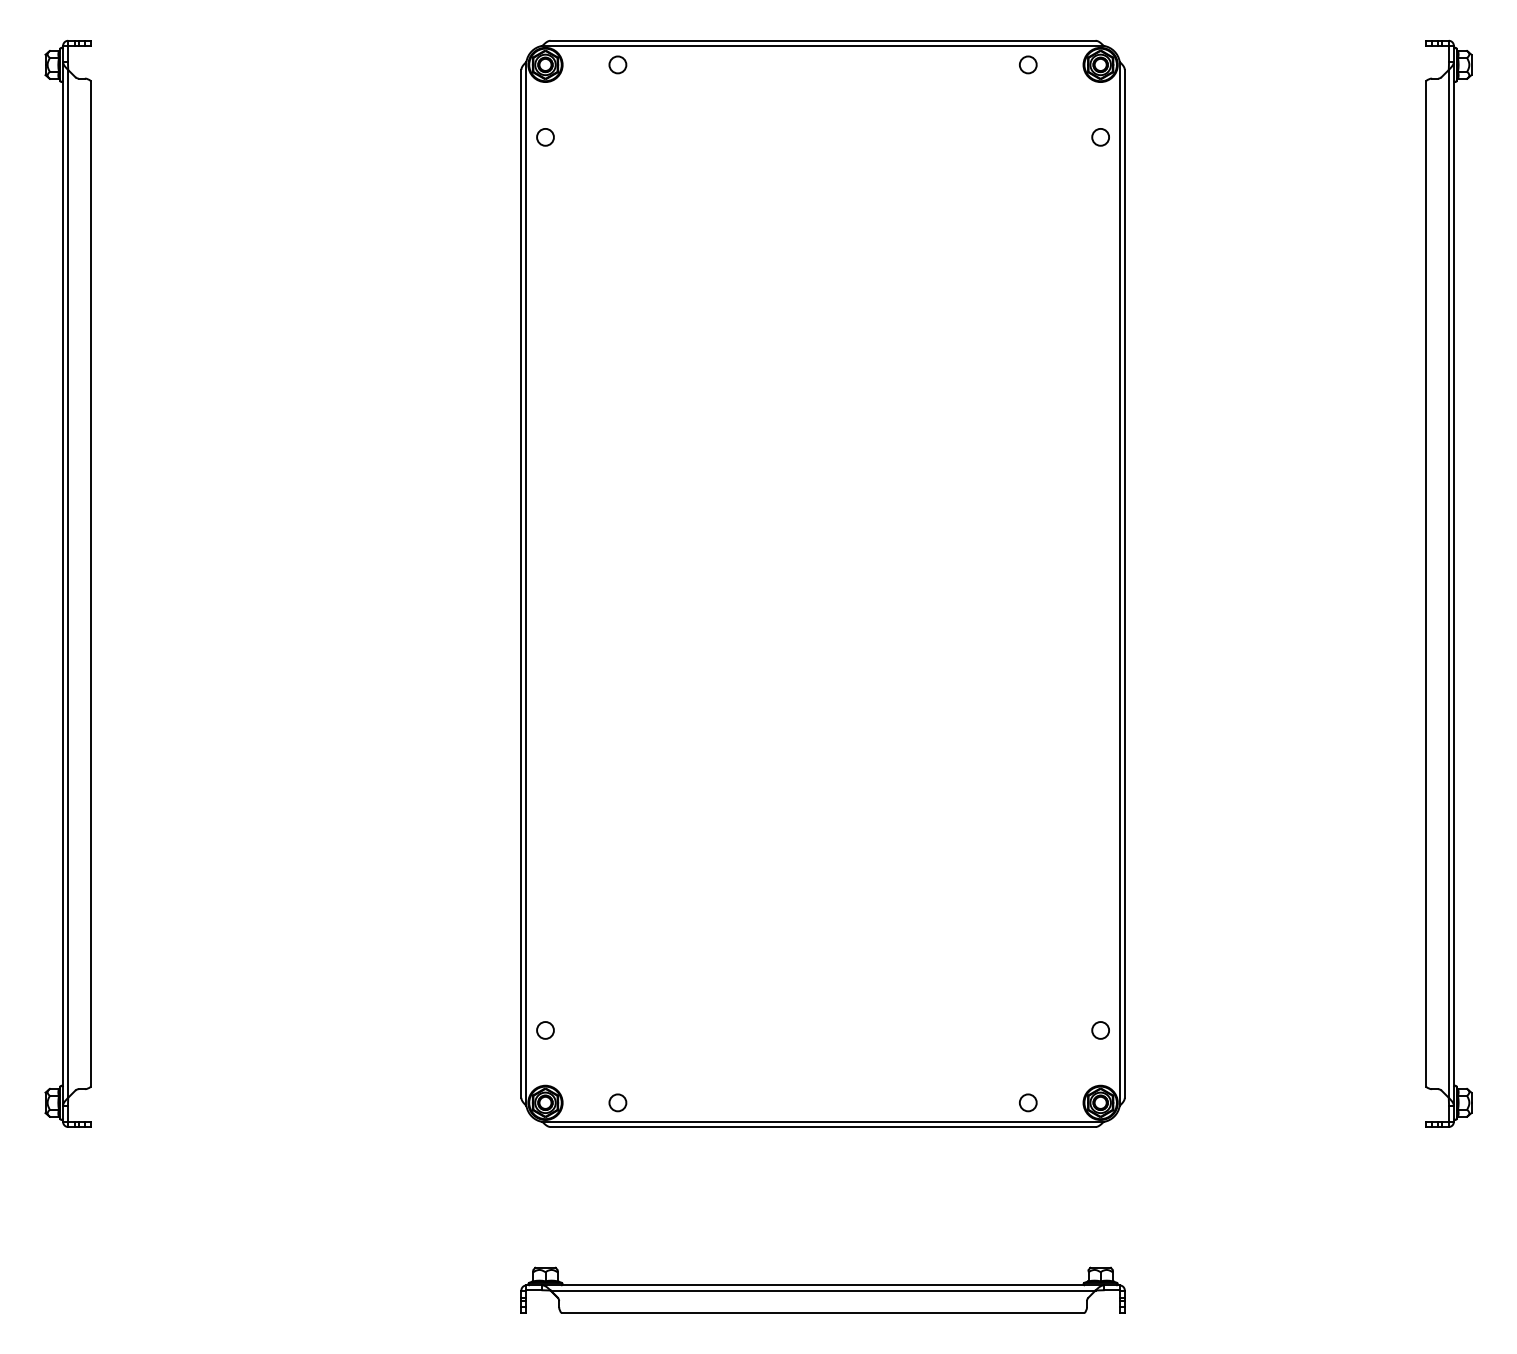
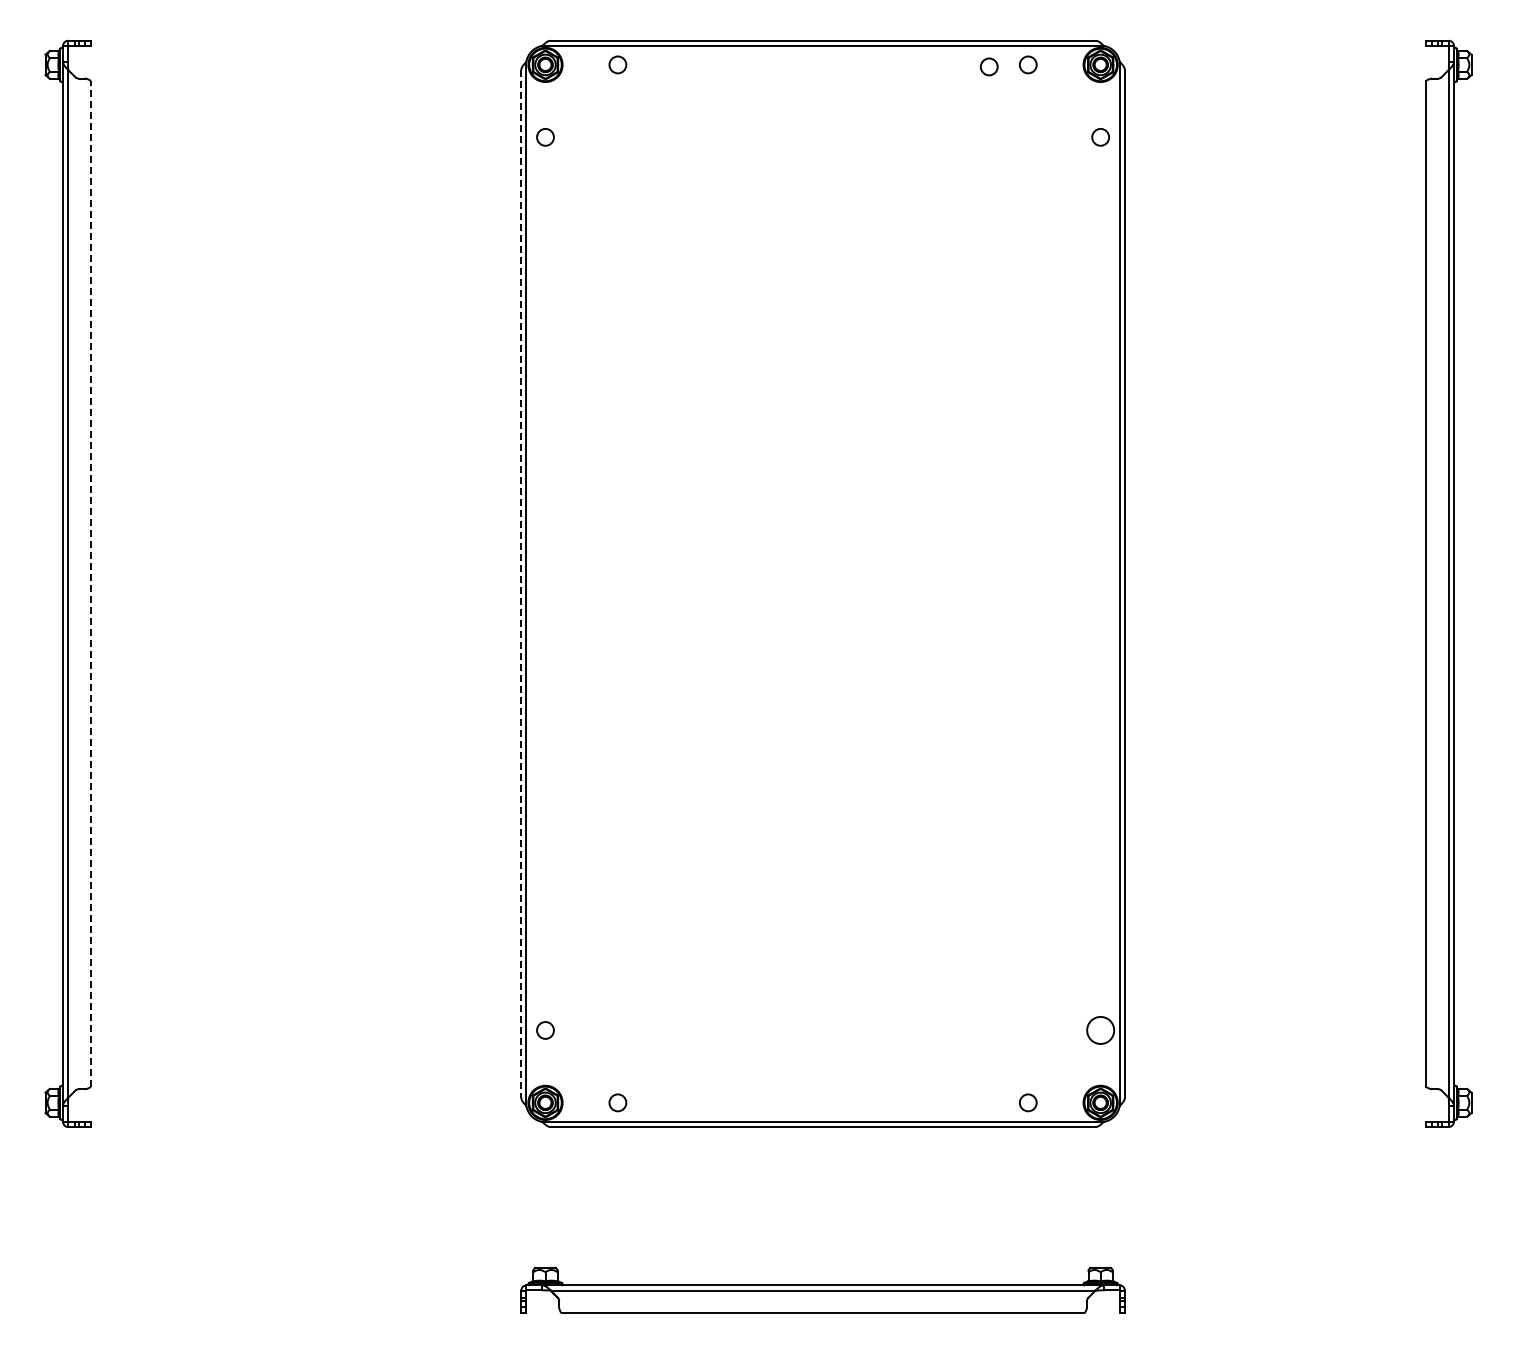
circle: none -> present (989, 66)
line: solid -> dashed (90, 583)
line: solid -> dashed (521, 583)
circle diameter: 17 px -> 27 px (1100, 1029)
